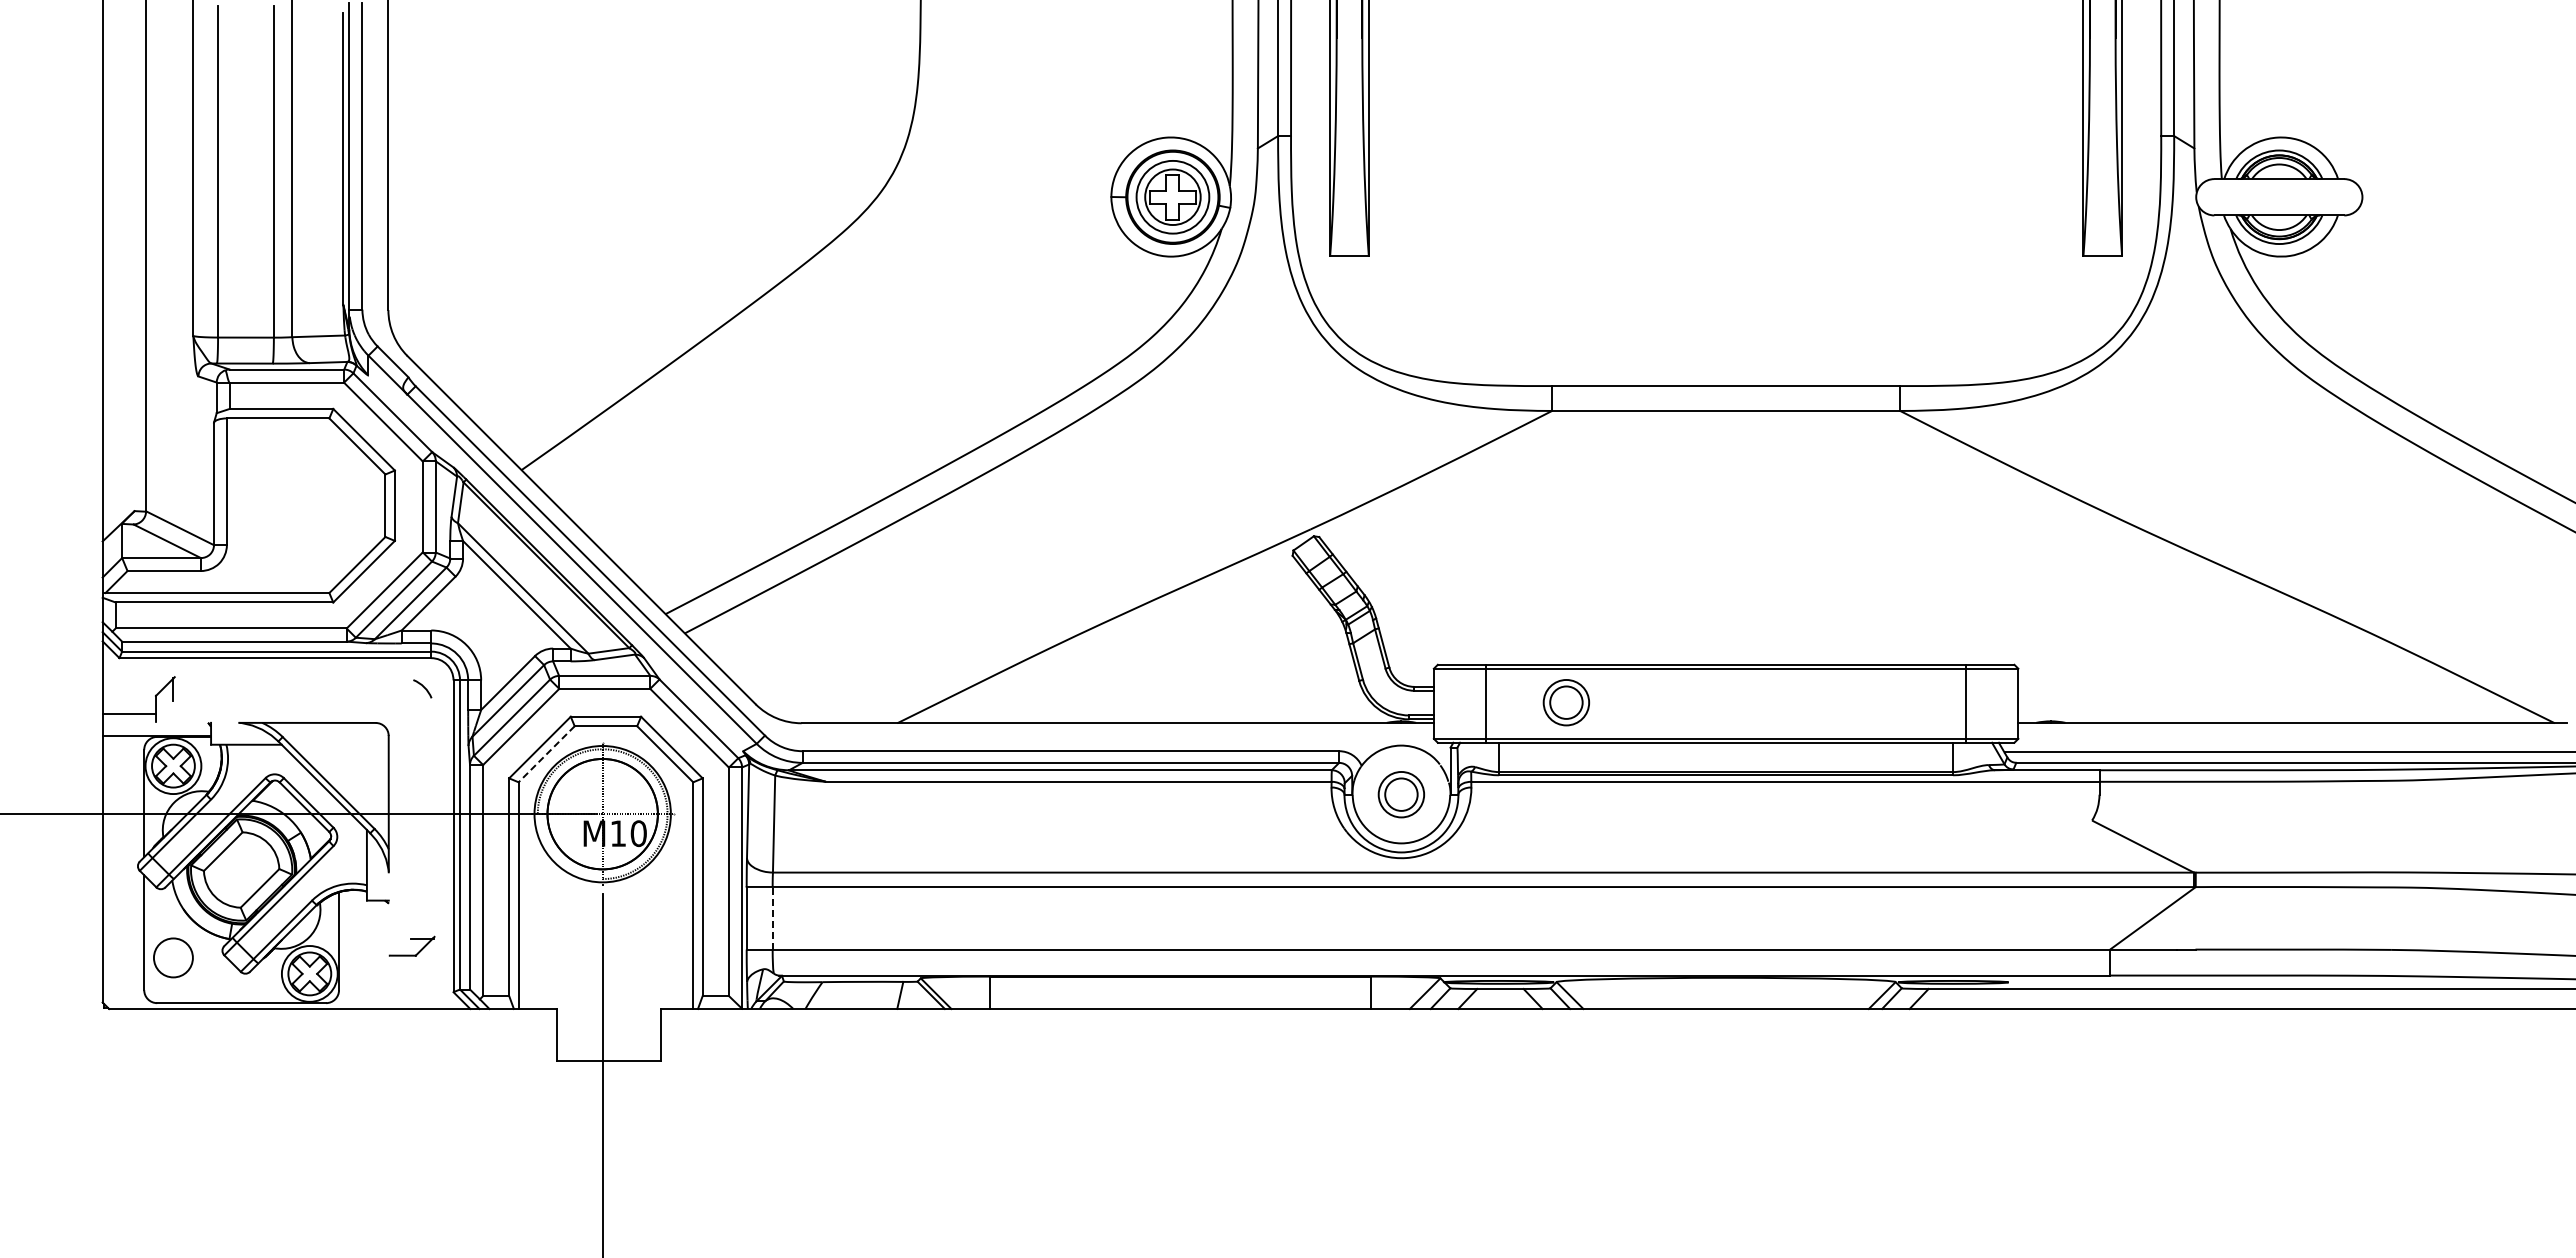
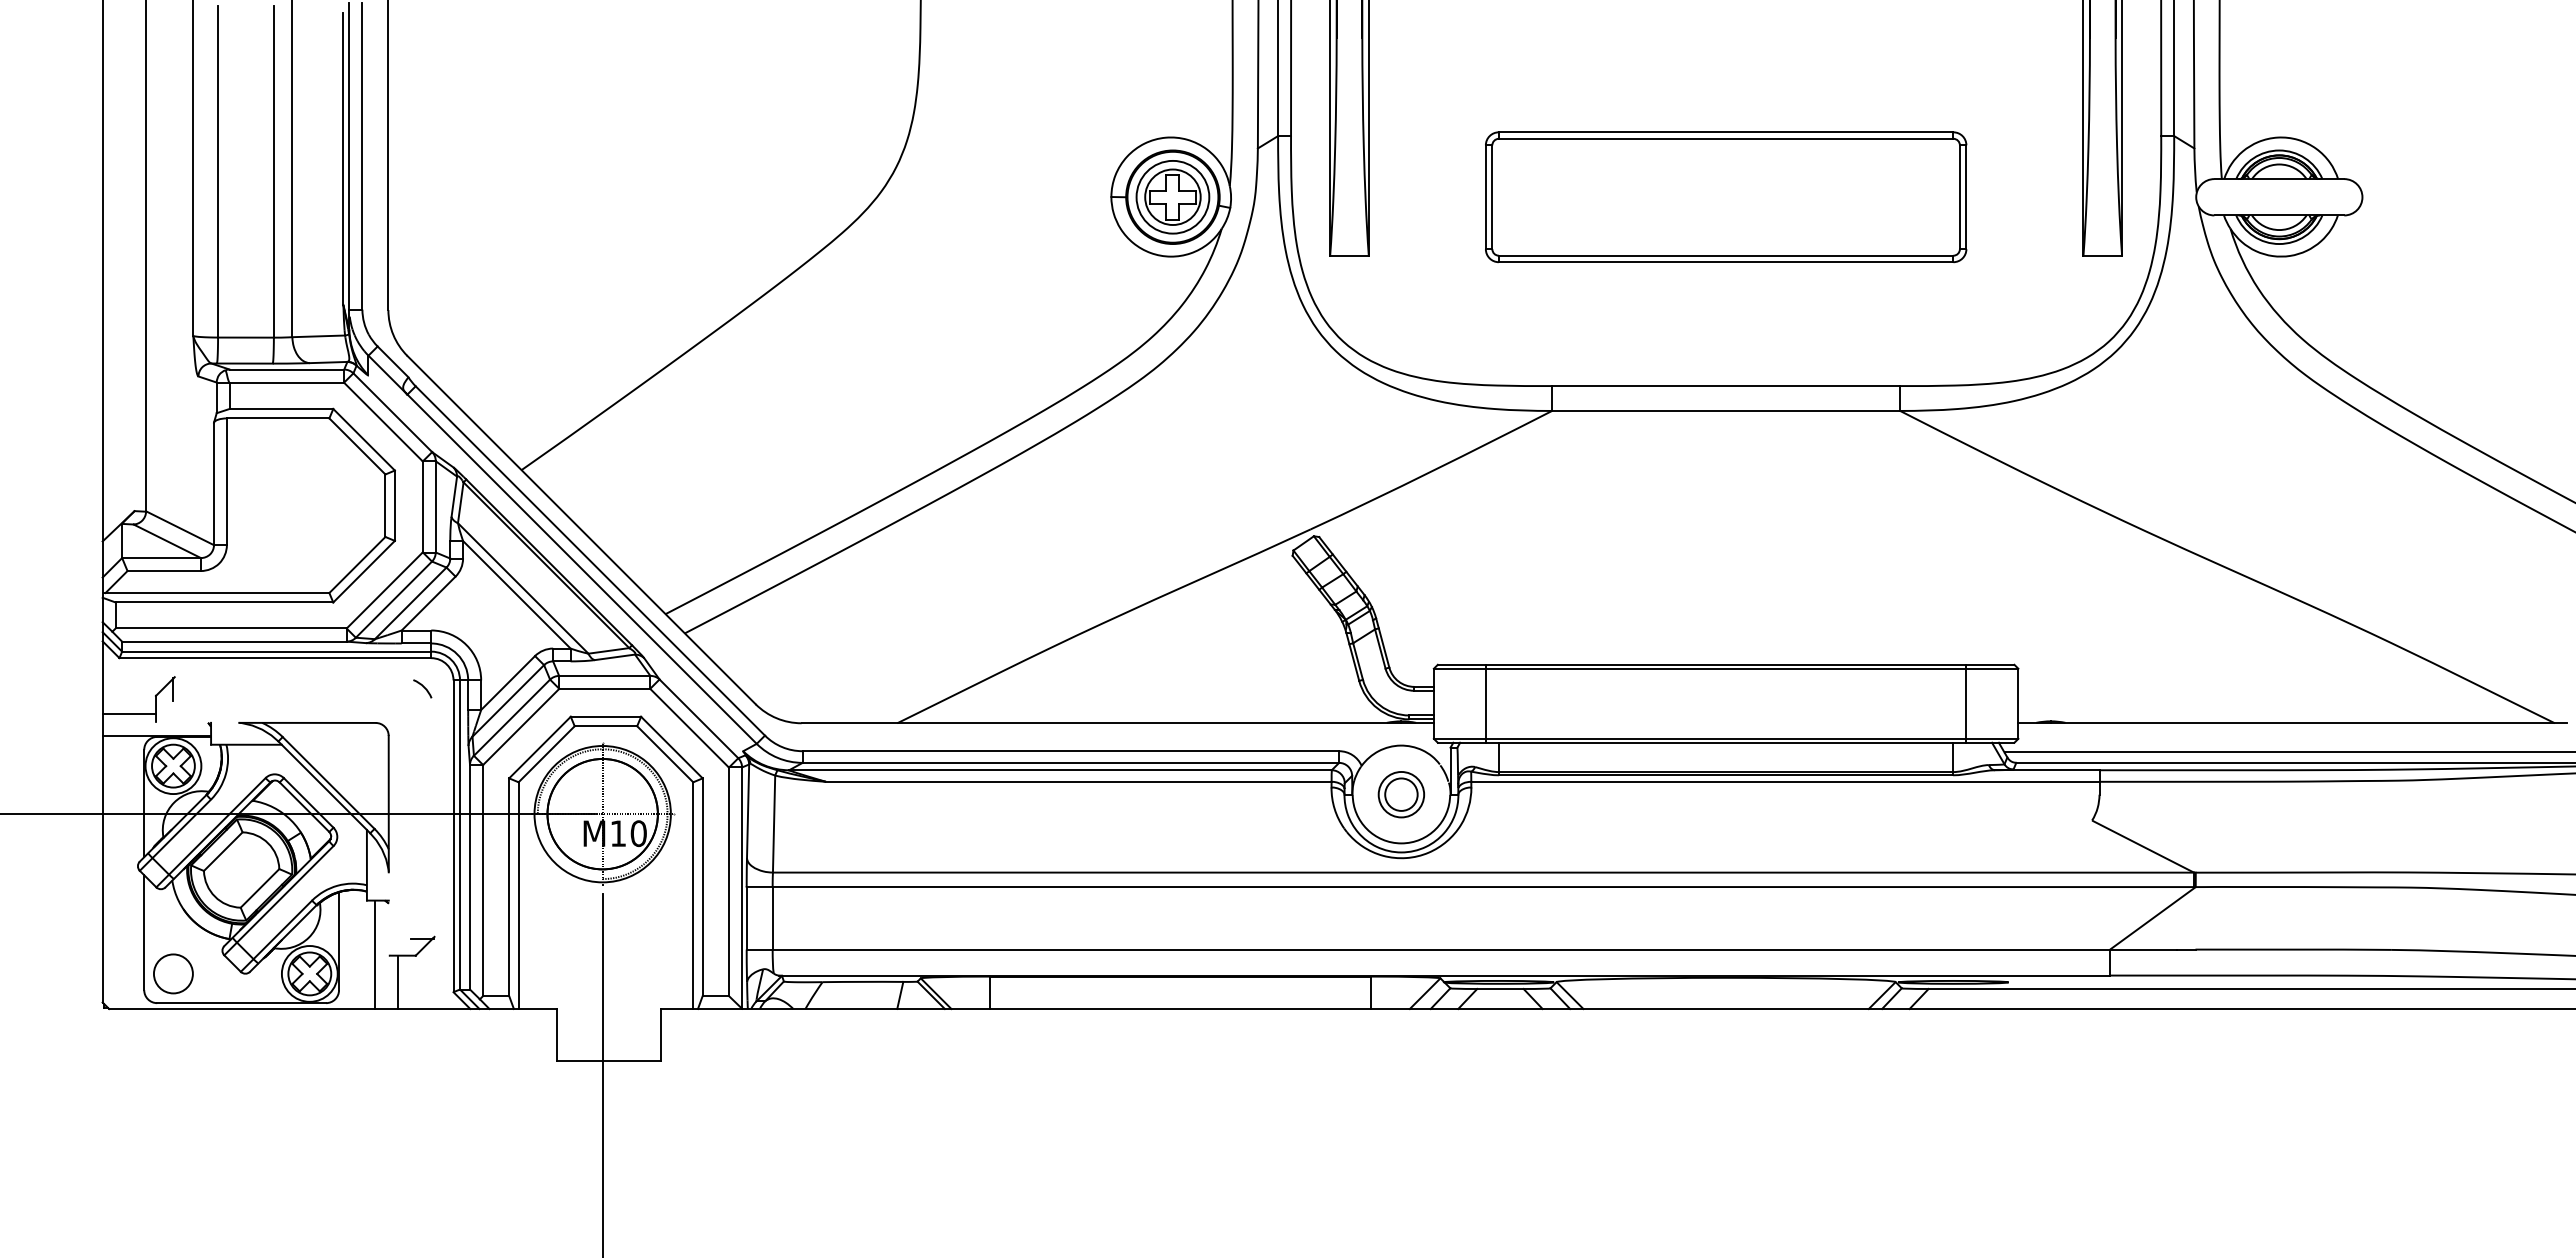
part: none -> present (1726, 197)
part: present -> none (1566, 702)
line: dashed -> solid (546, 754)
line: dashed -> solid (772, 917)
line: none -> present (375, 954)
circle position: (173, 957) -> (173, 973) (173, 973)
line: none -> present (397, 982)
